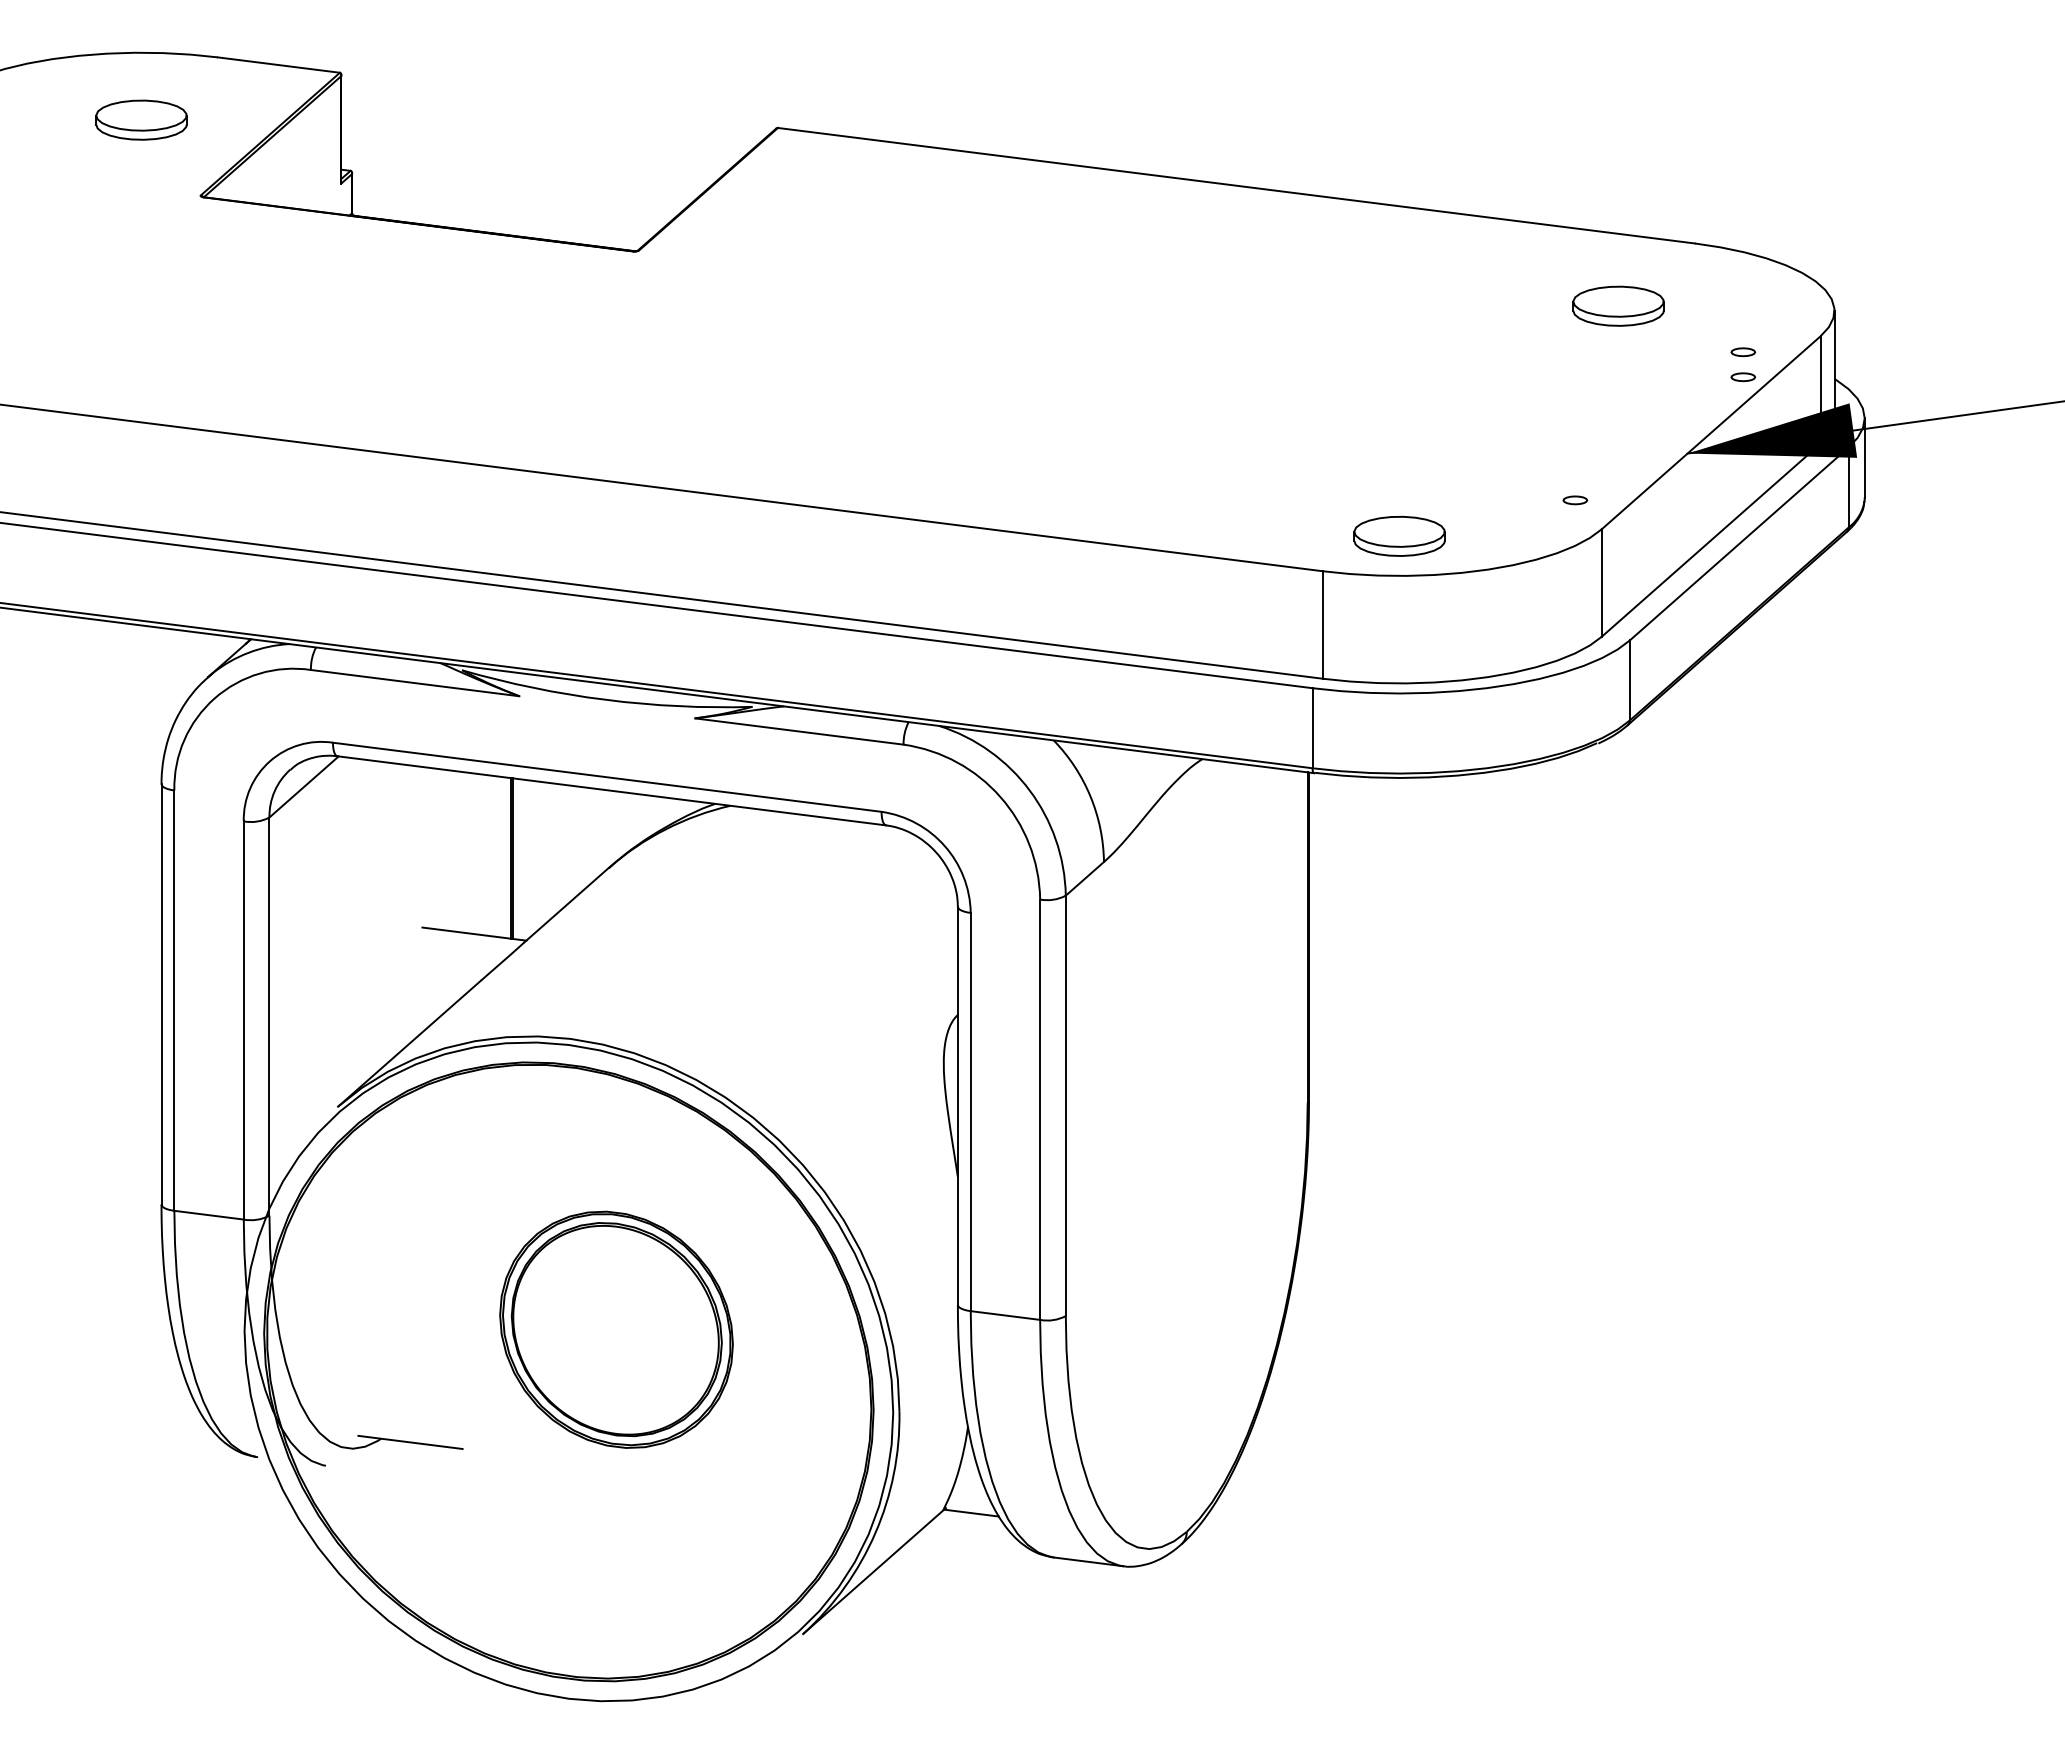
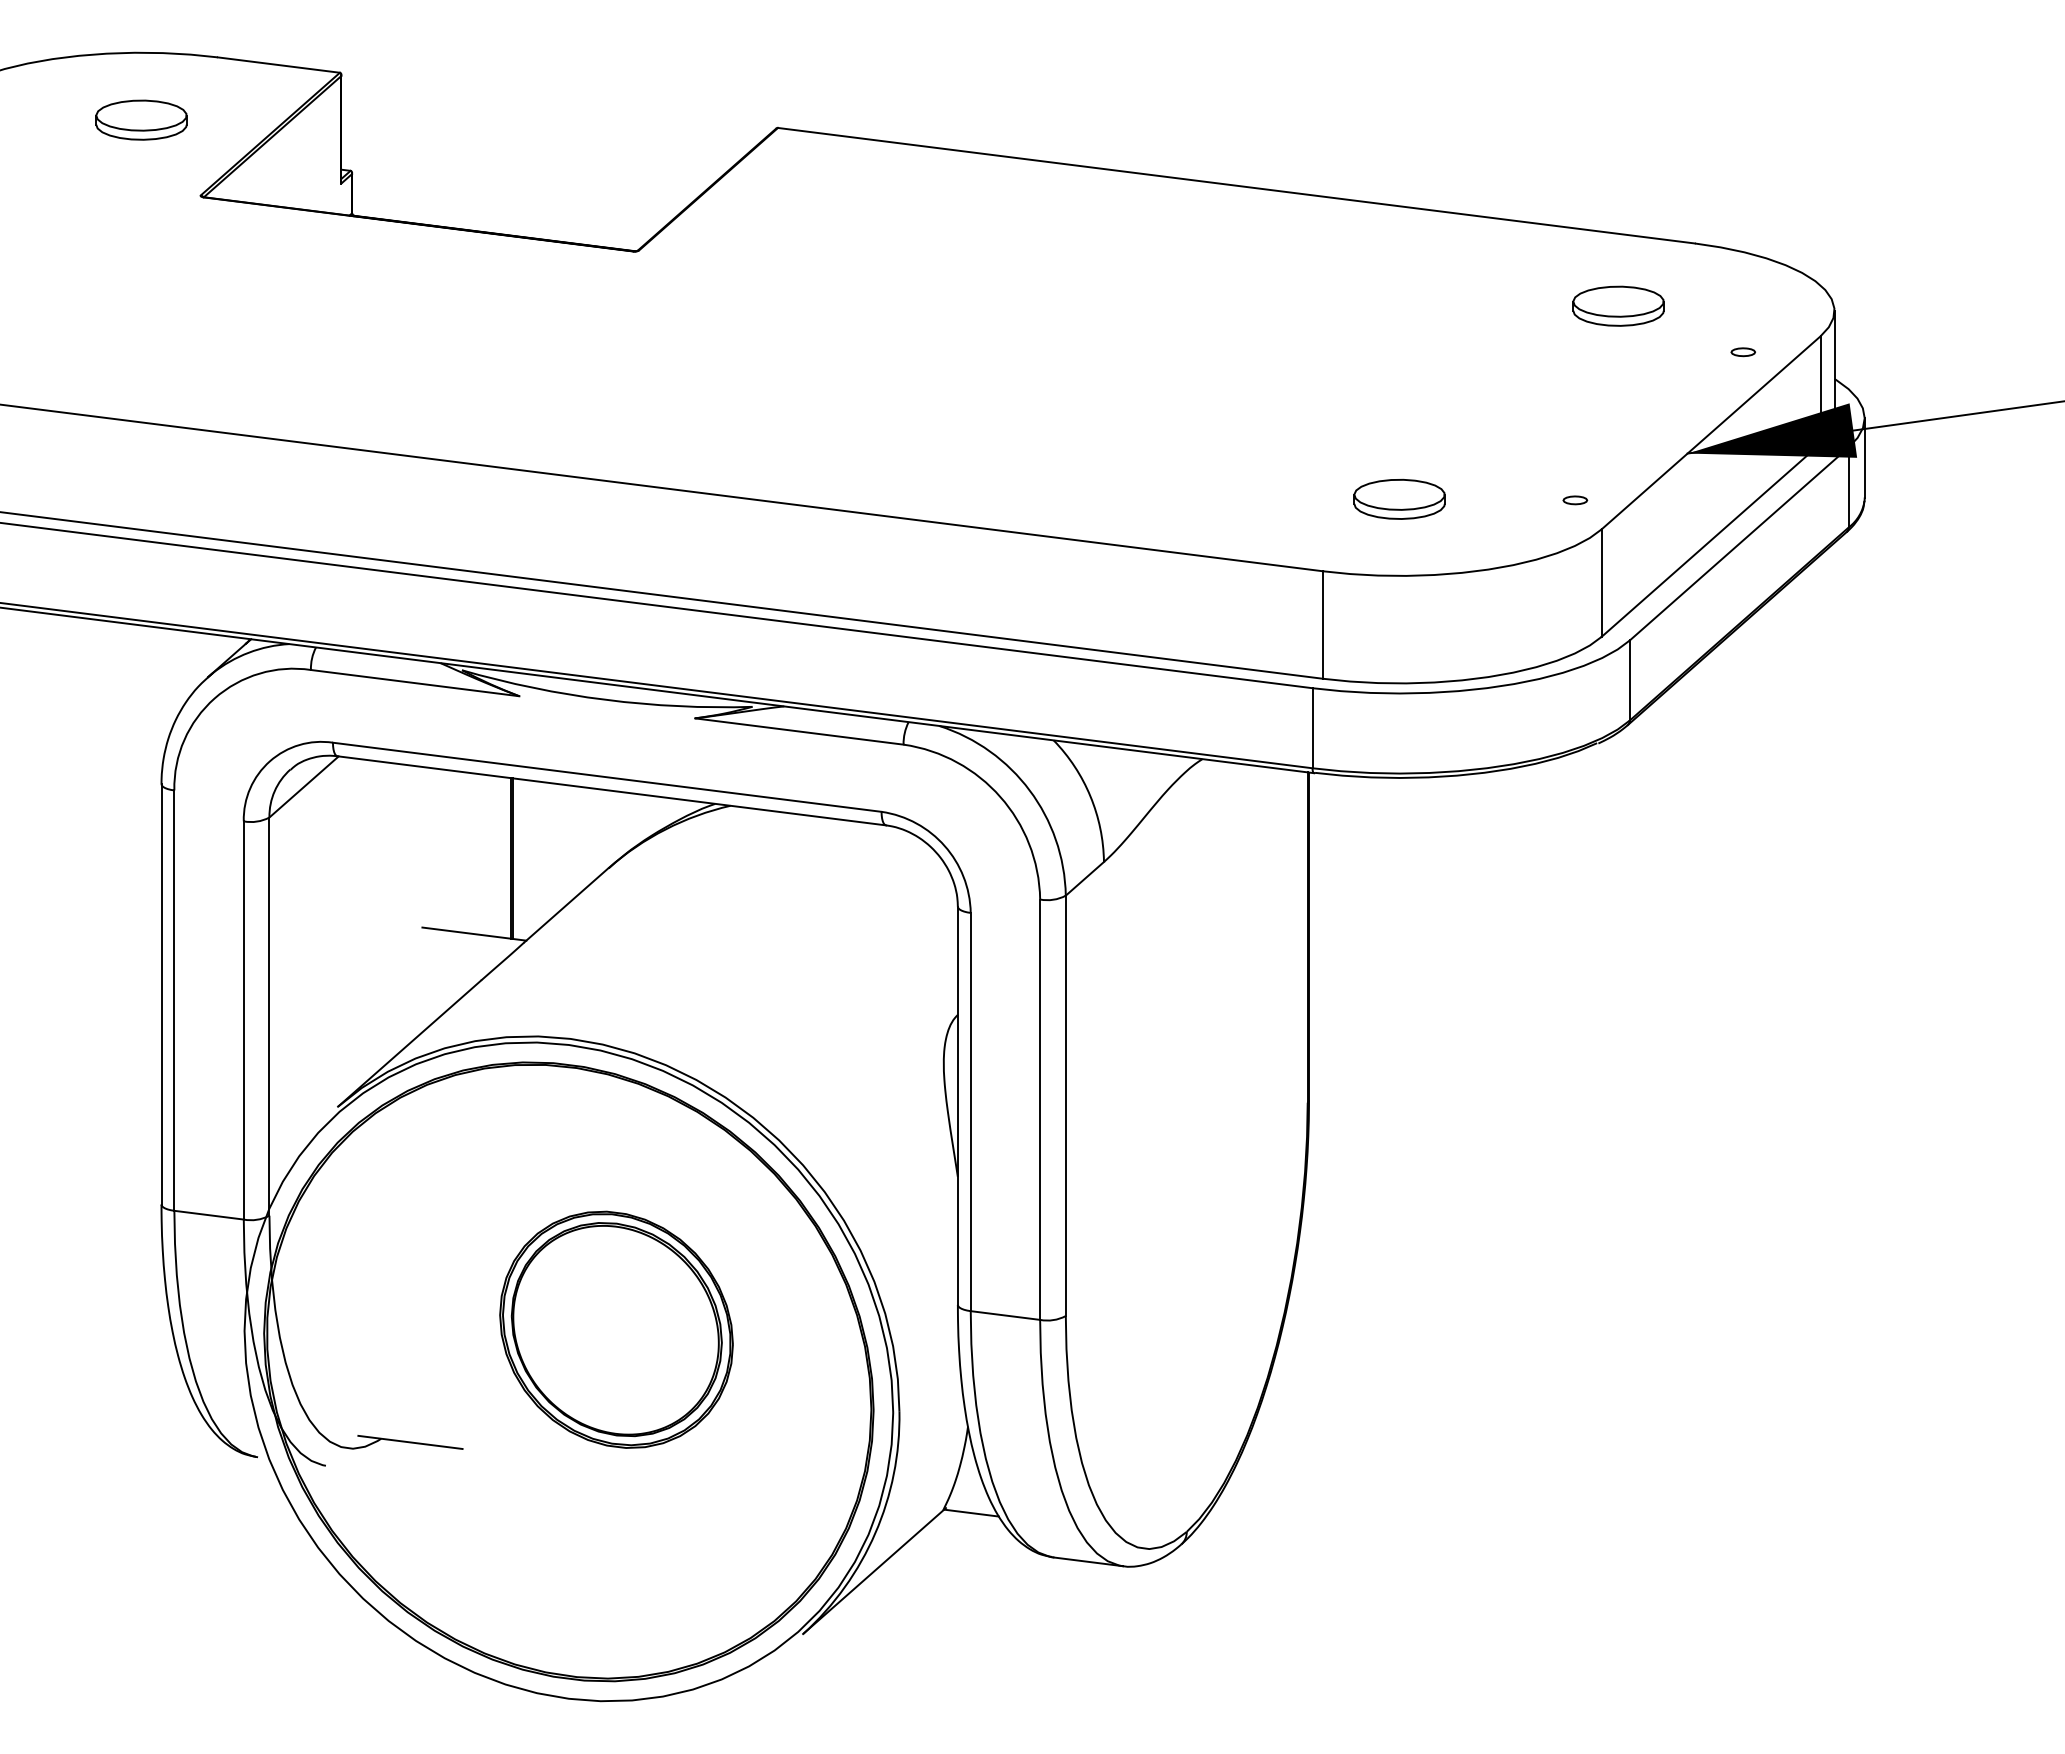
part: present -> none (1742, 377)
part position: (1399, 535) -> (1399, 498) (1399, 498)
